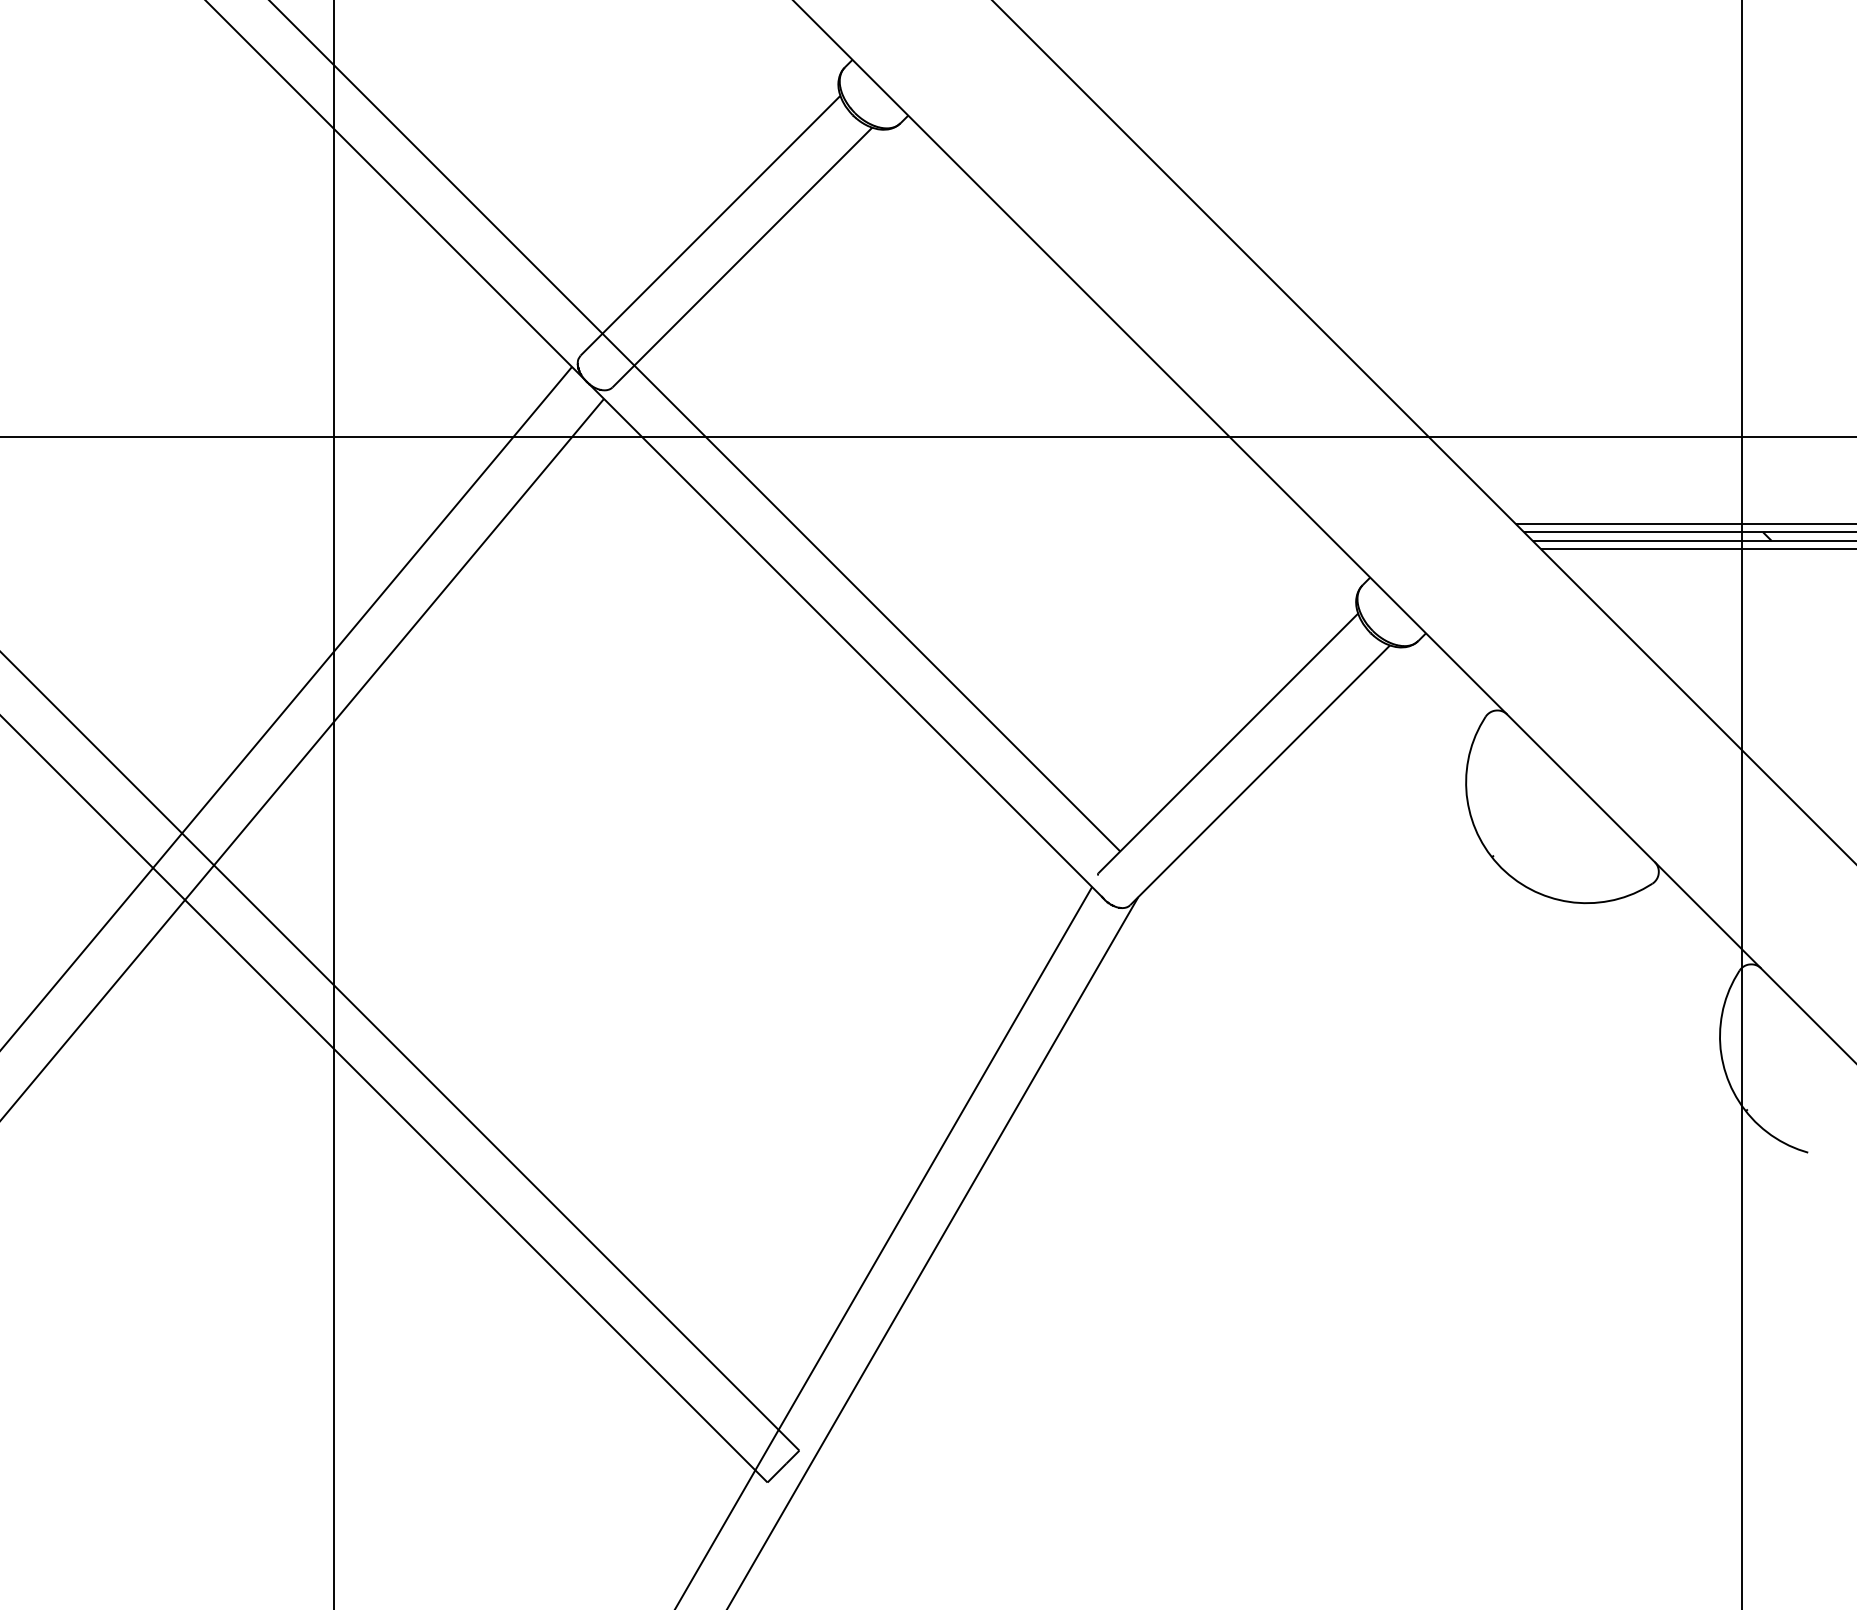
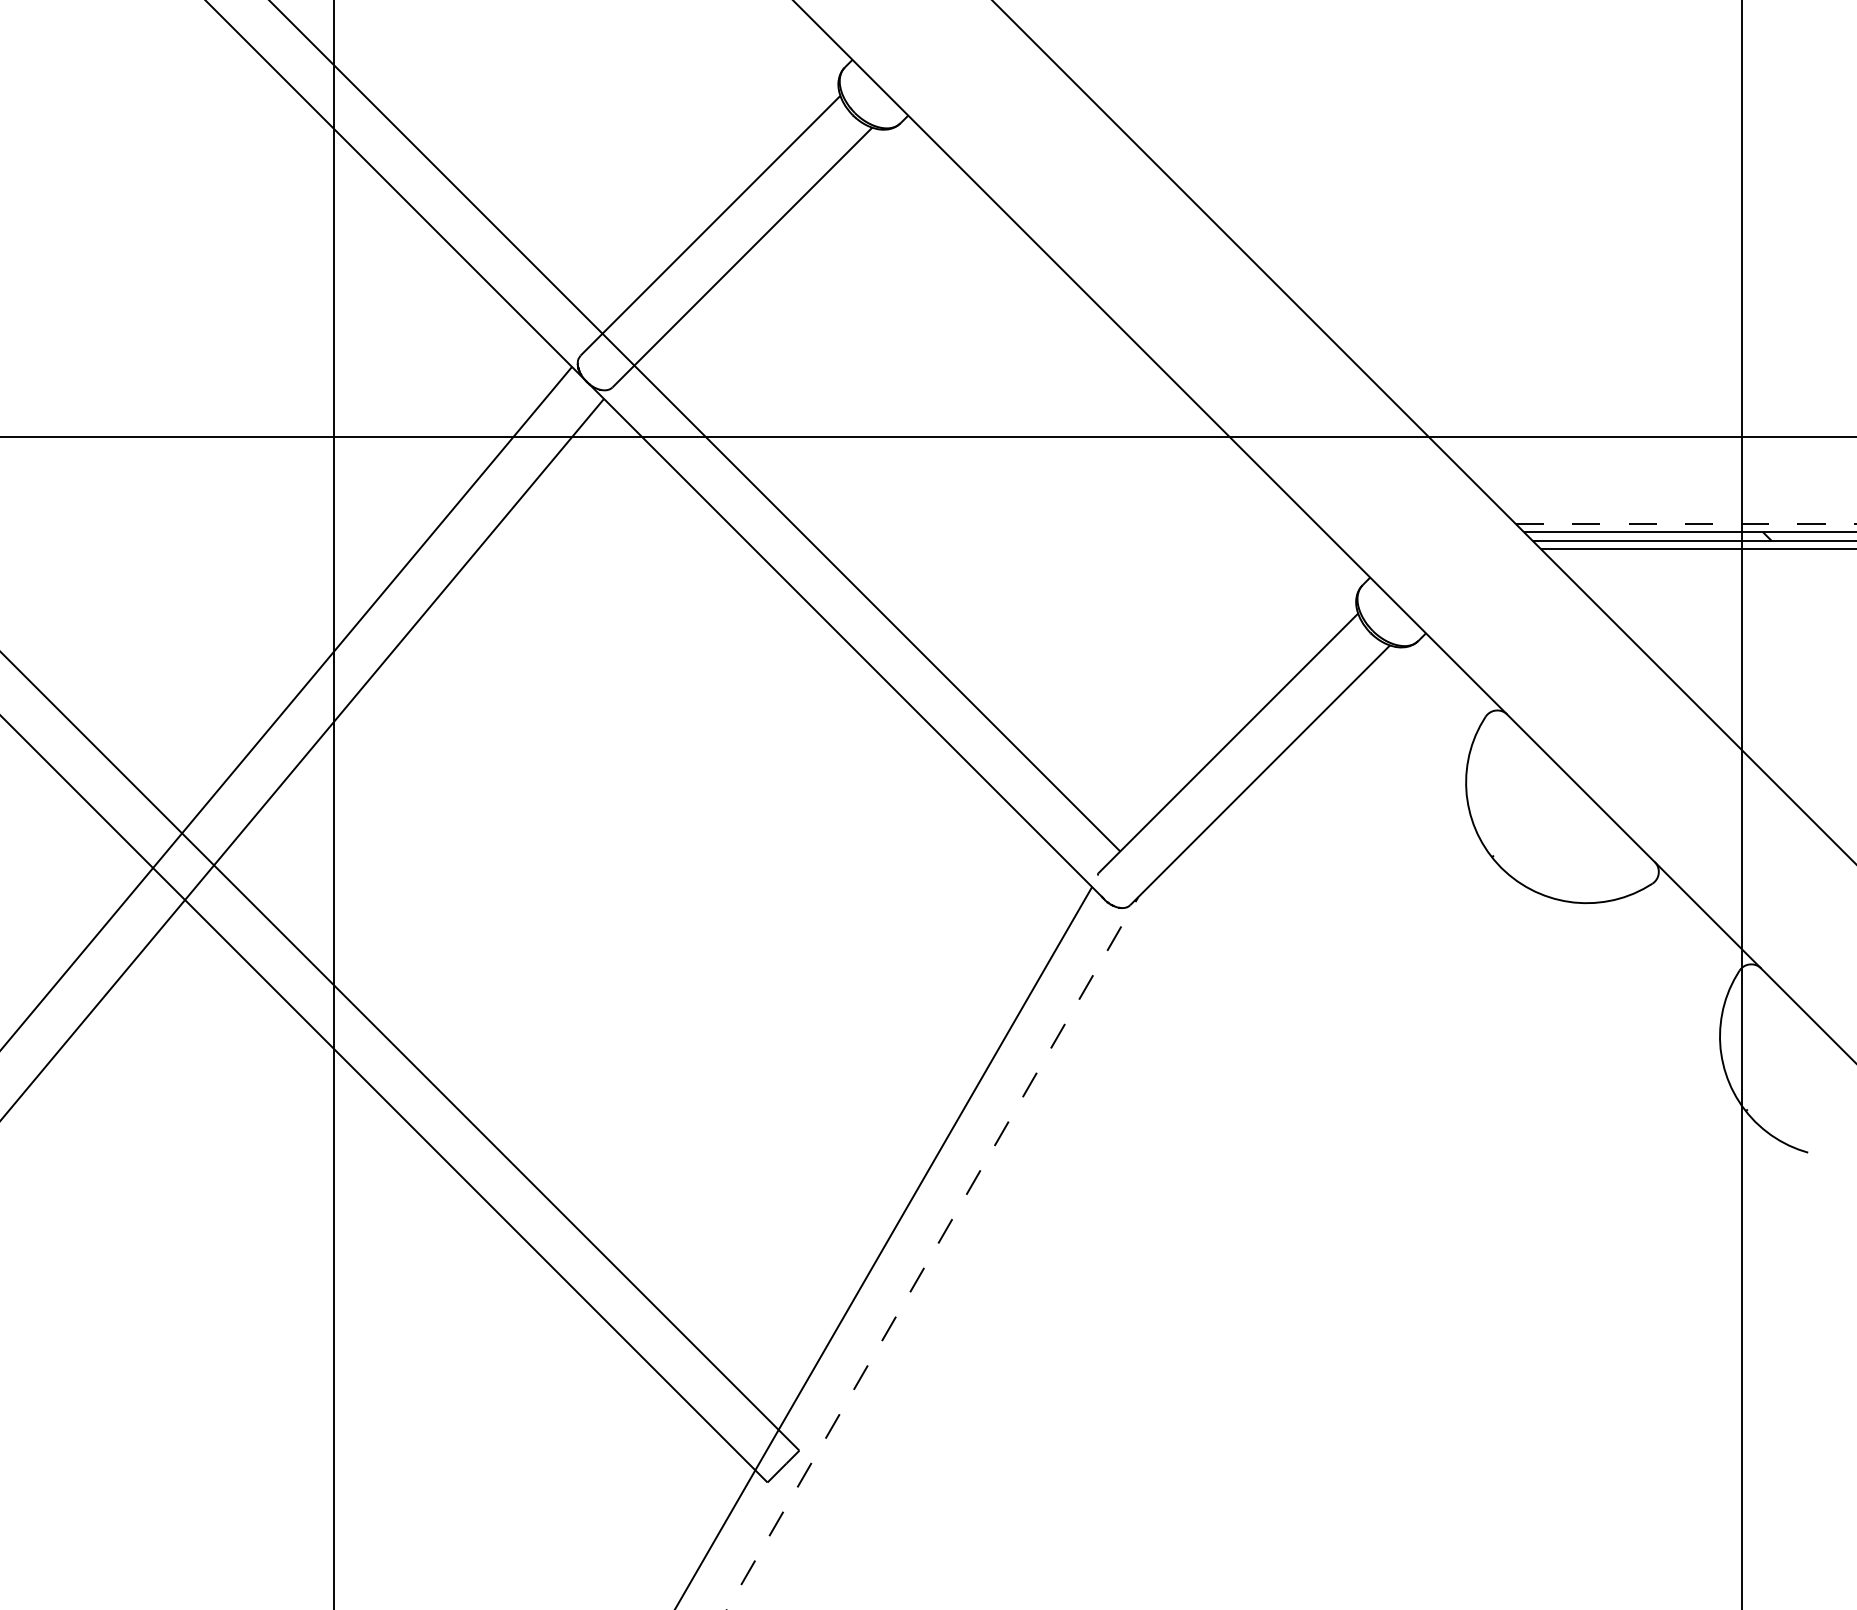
line: solid -> dashed (1686, 524)
line: solid -> dashed (932, 1253)
